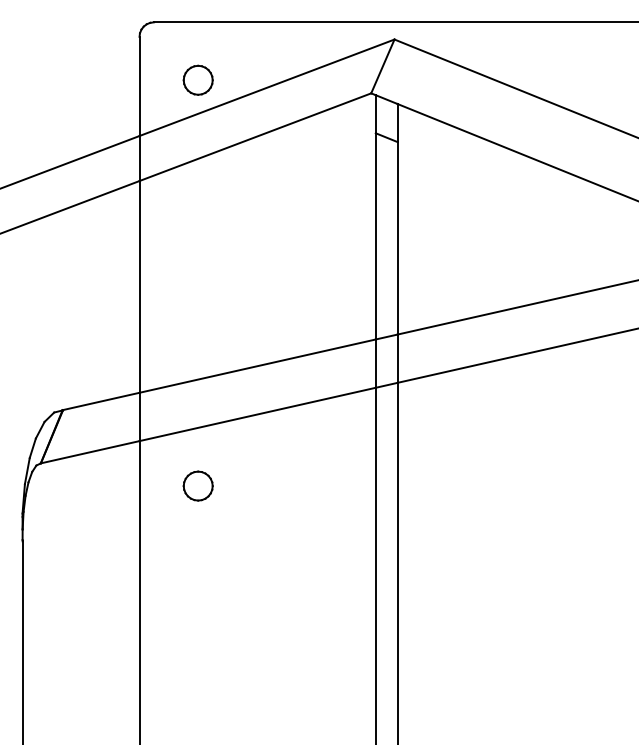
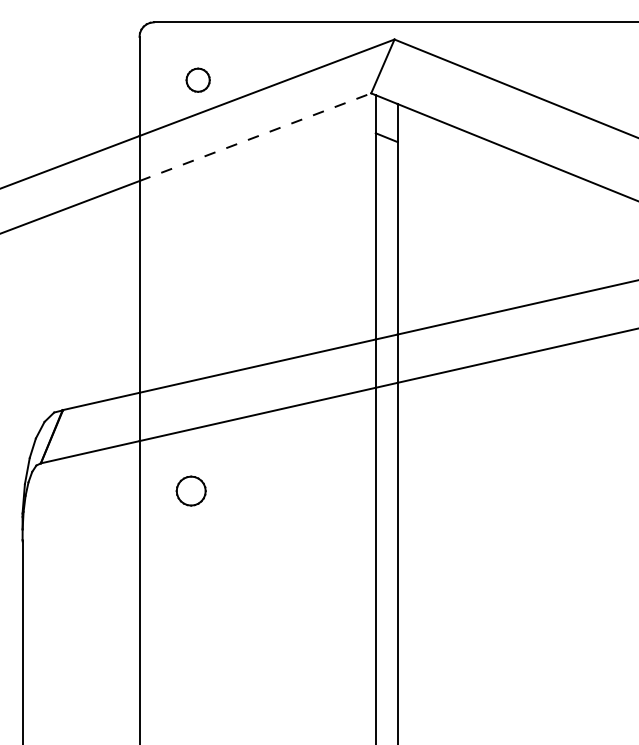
part size: 32x32 px -> 26x26 px (197, 79)
line: solid -> dashed (255, 137)
part position: (197, 485) -> (190, 490) (190, 490)
